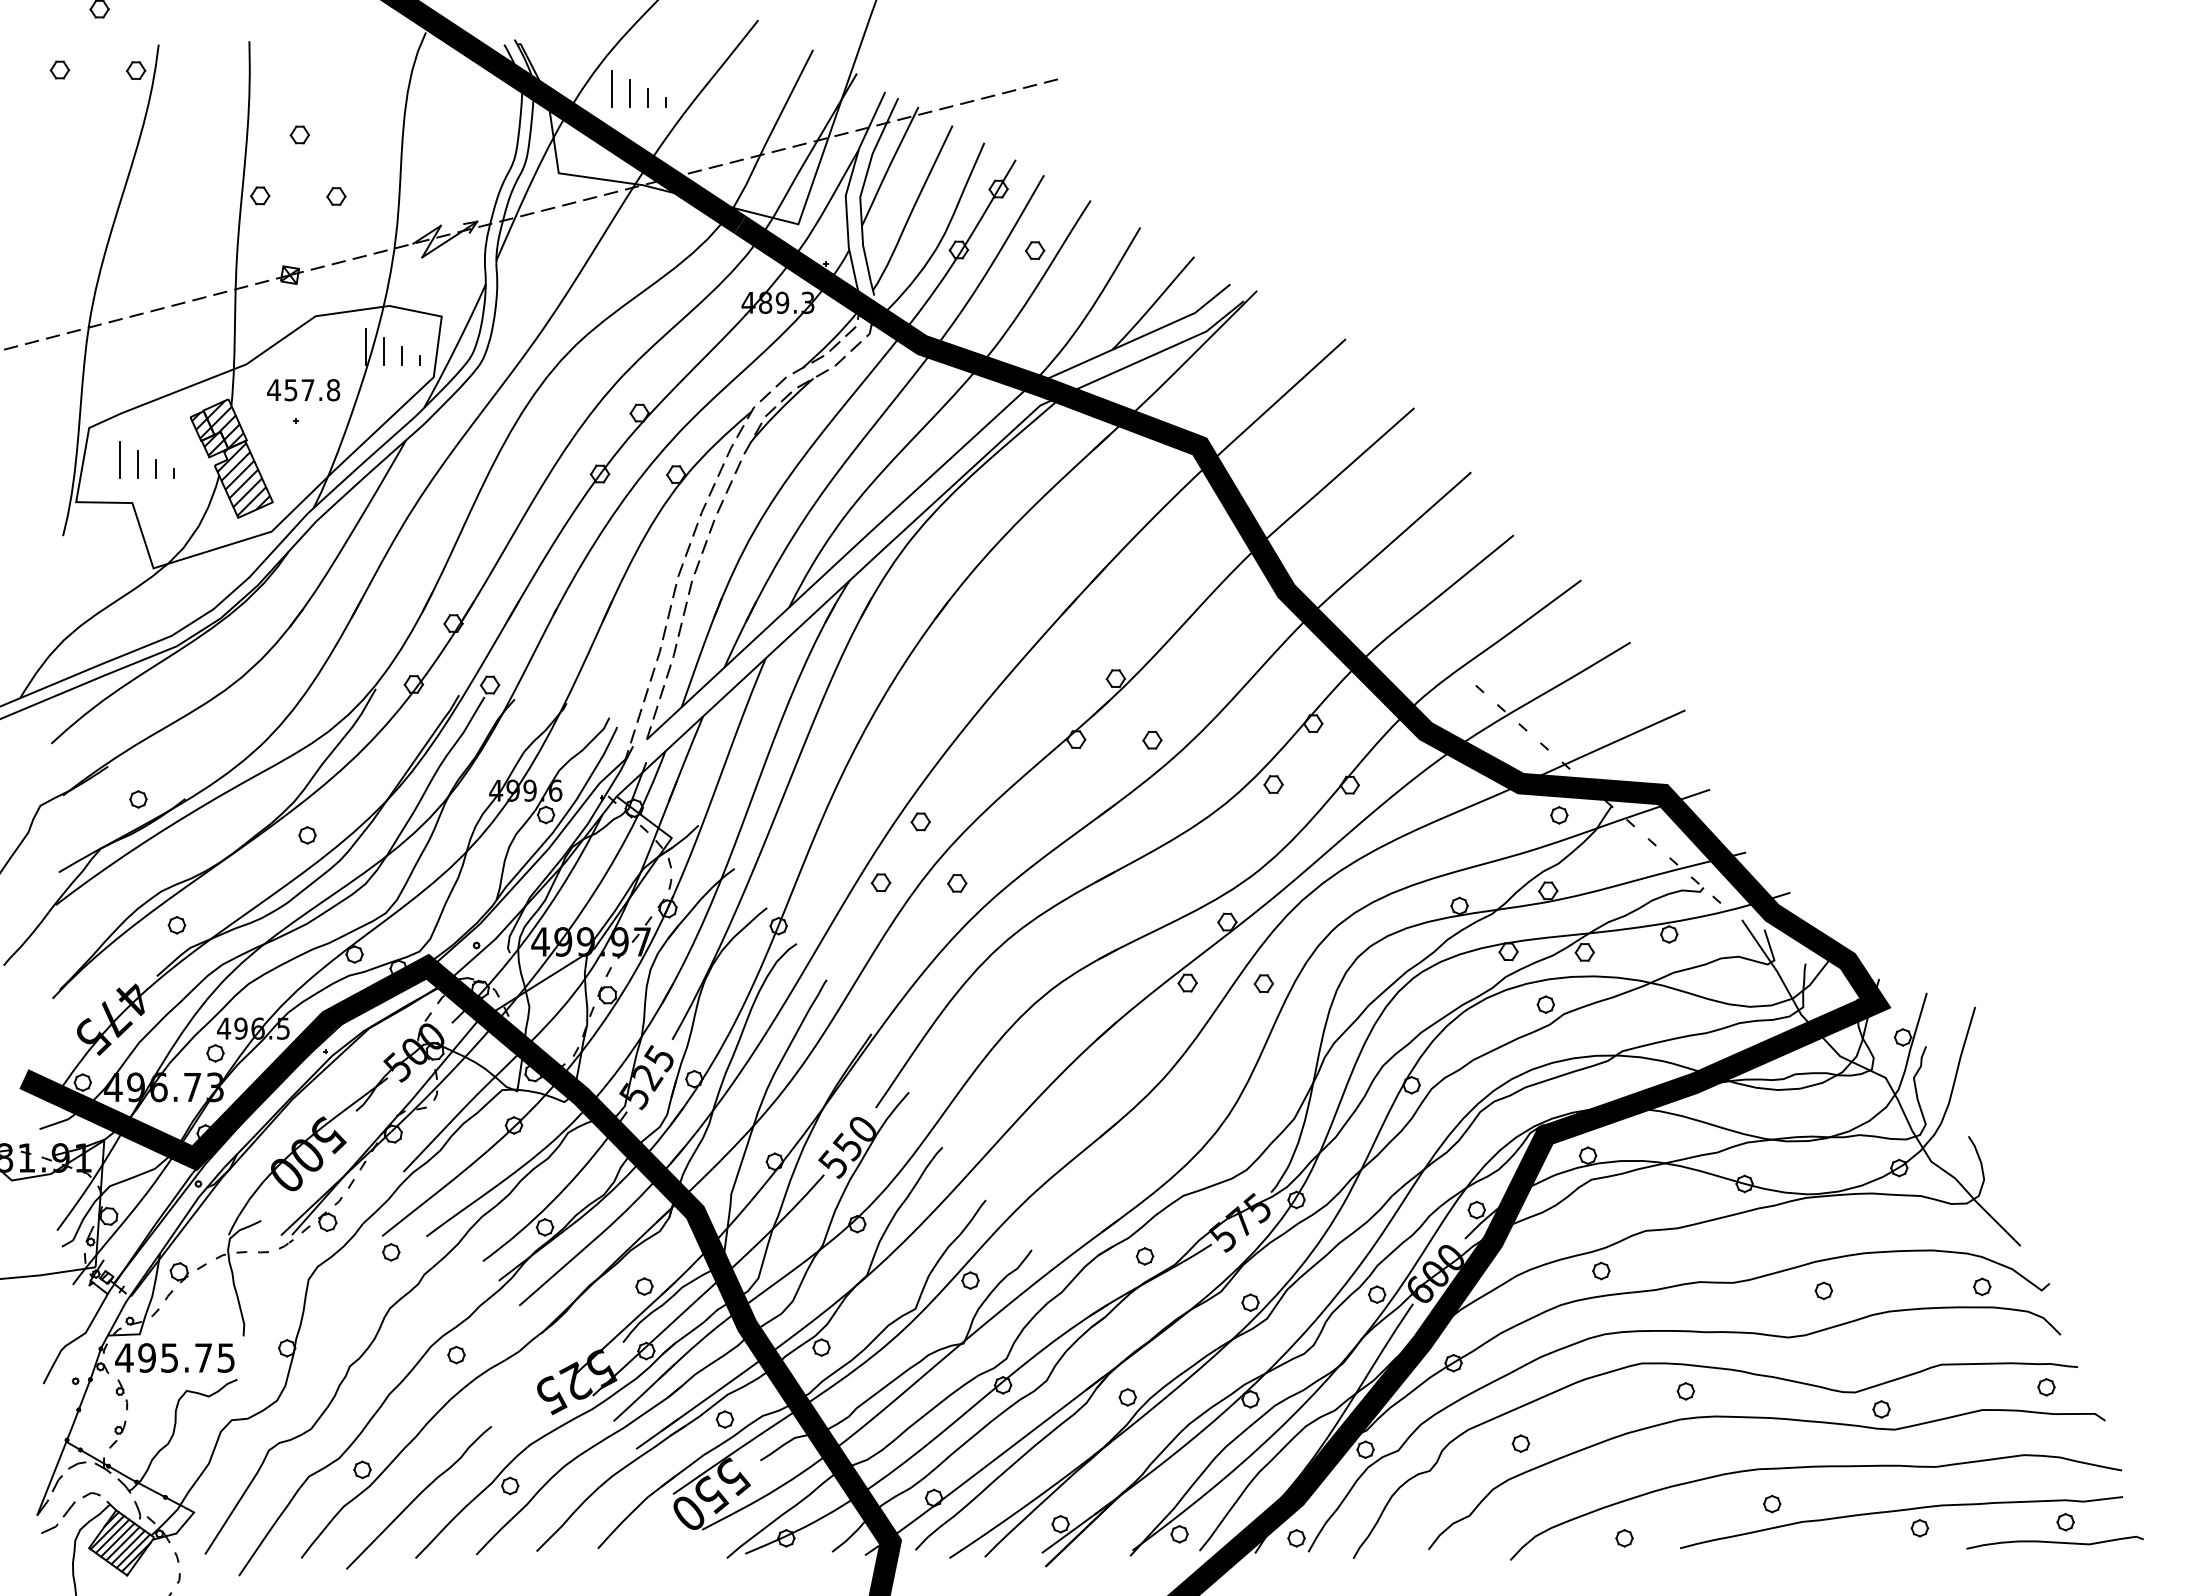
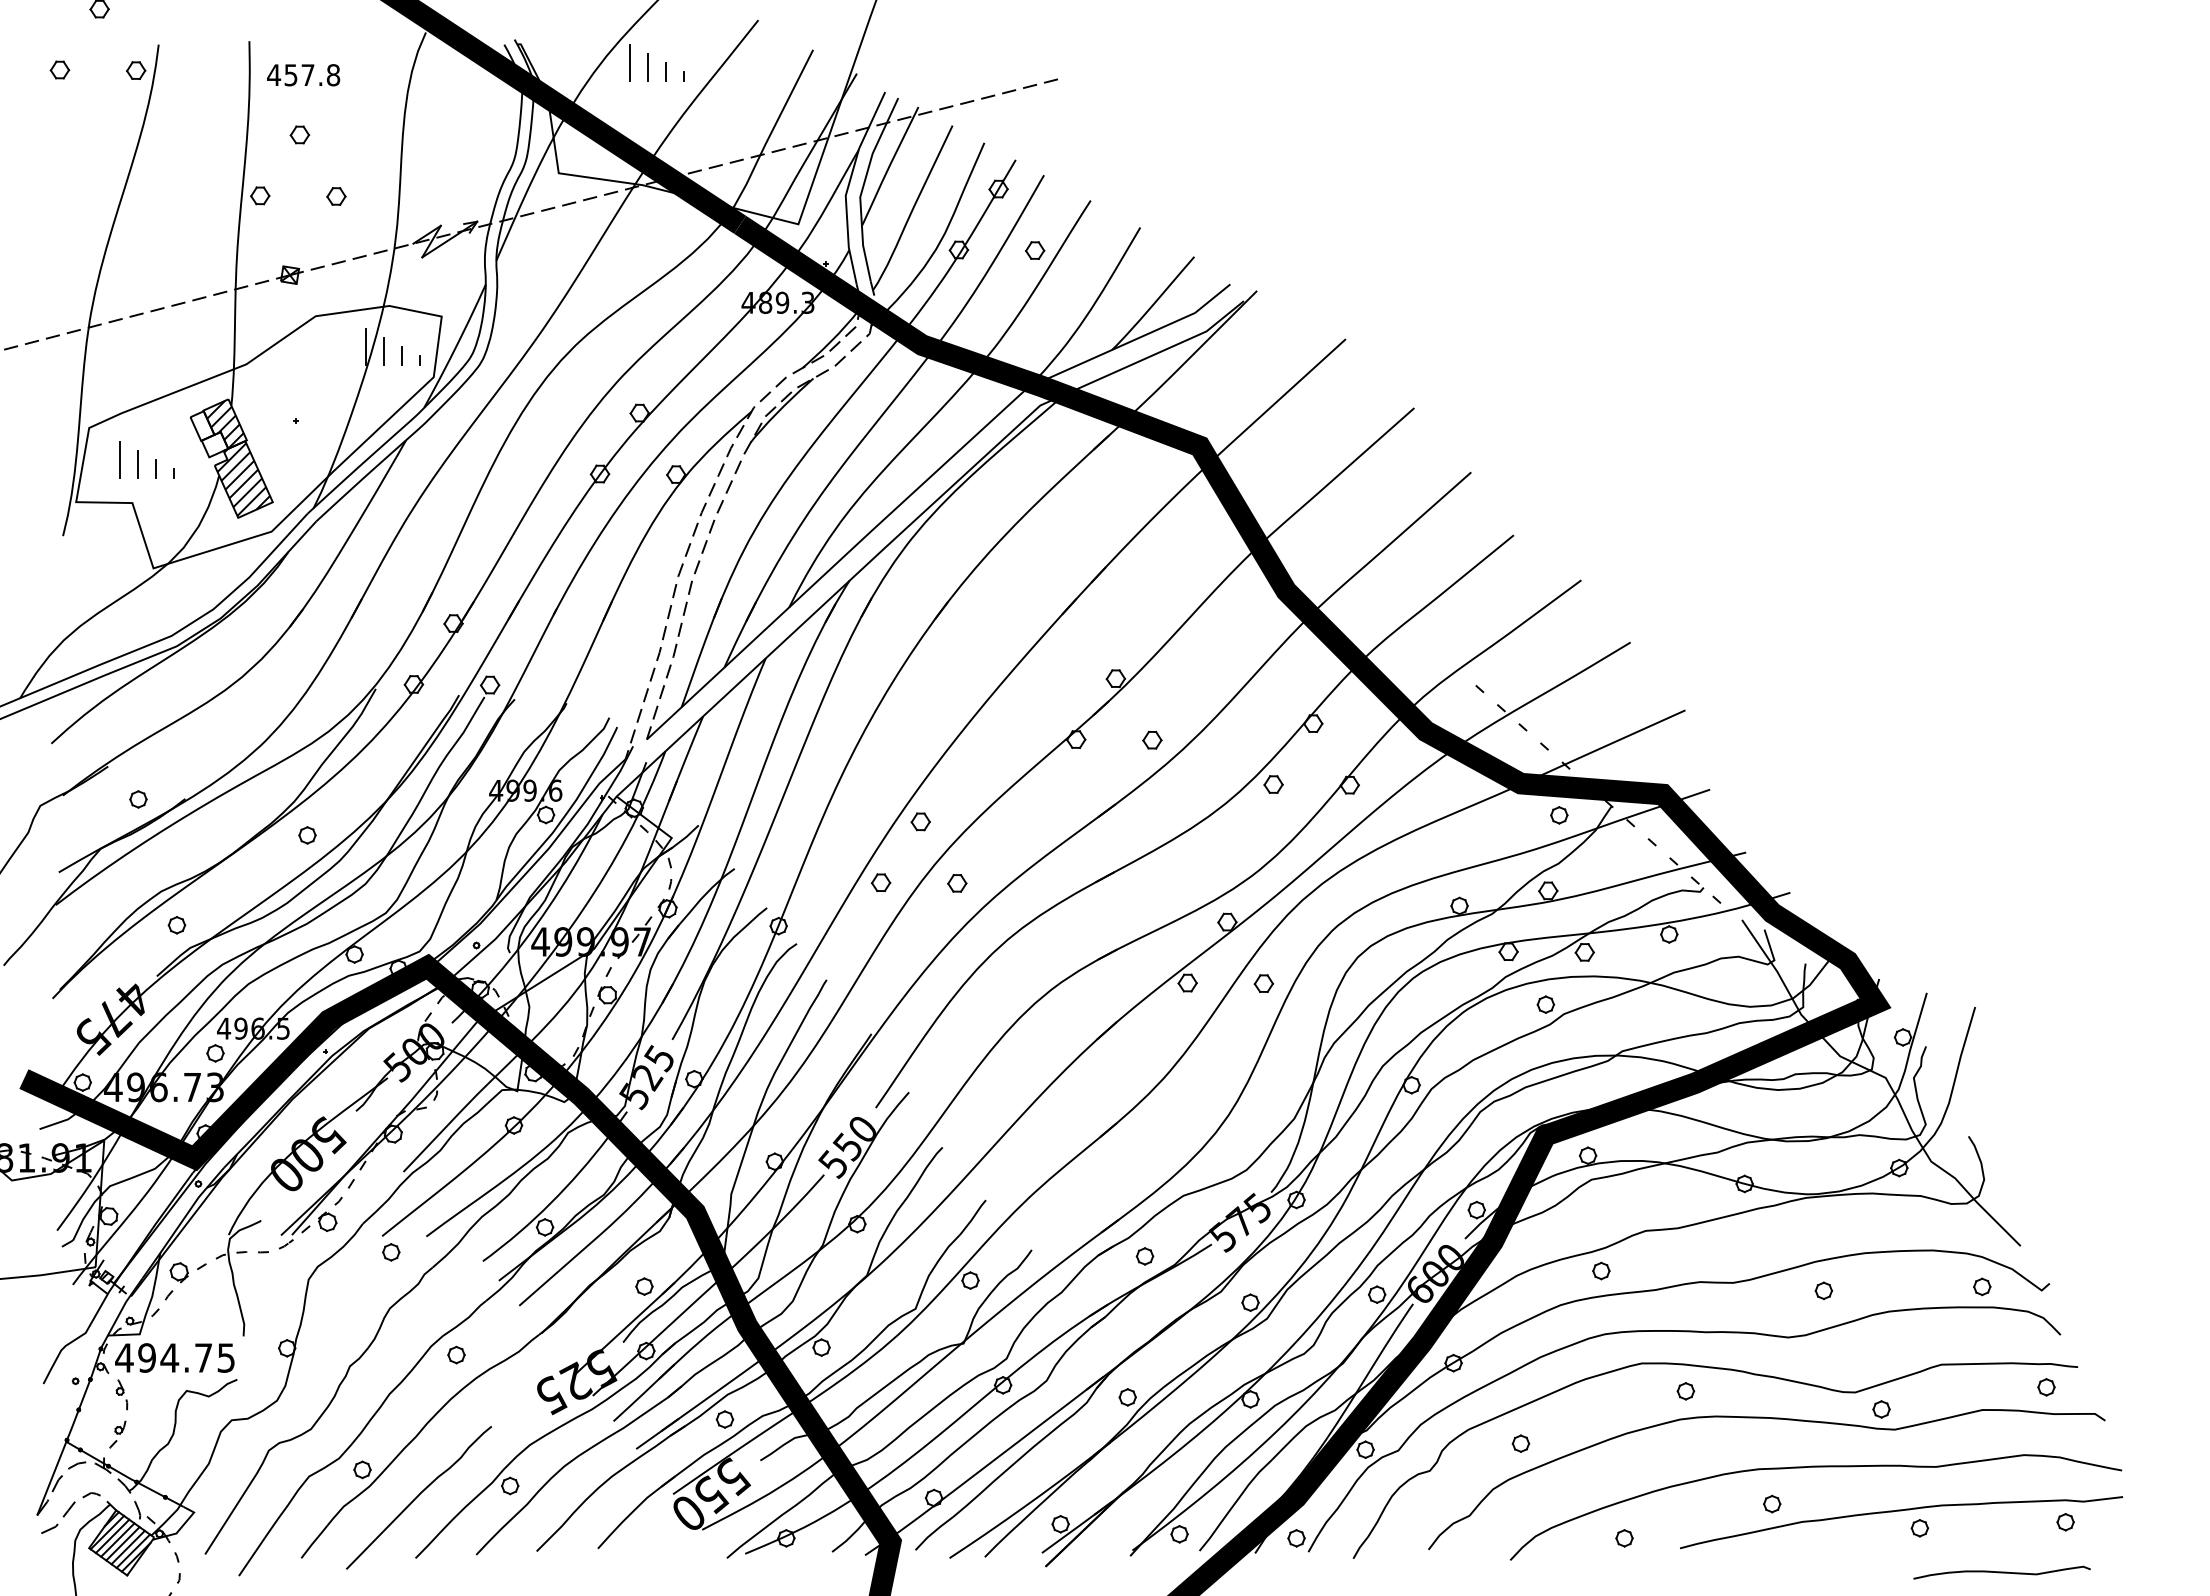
part position: (630, 88) -> (648, 62) (648, 62)
text position: (303, 390) -> (303, 75) (303, 75)
hatch: present -> none (201, 425)
hatch: present -> none (216, 444)
text: 495.75 -> 494.75 (169, 1357)
curve position: (2054, 1542) -> (2001, 1572) (2001, 1572)
